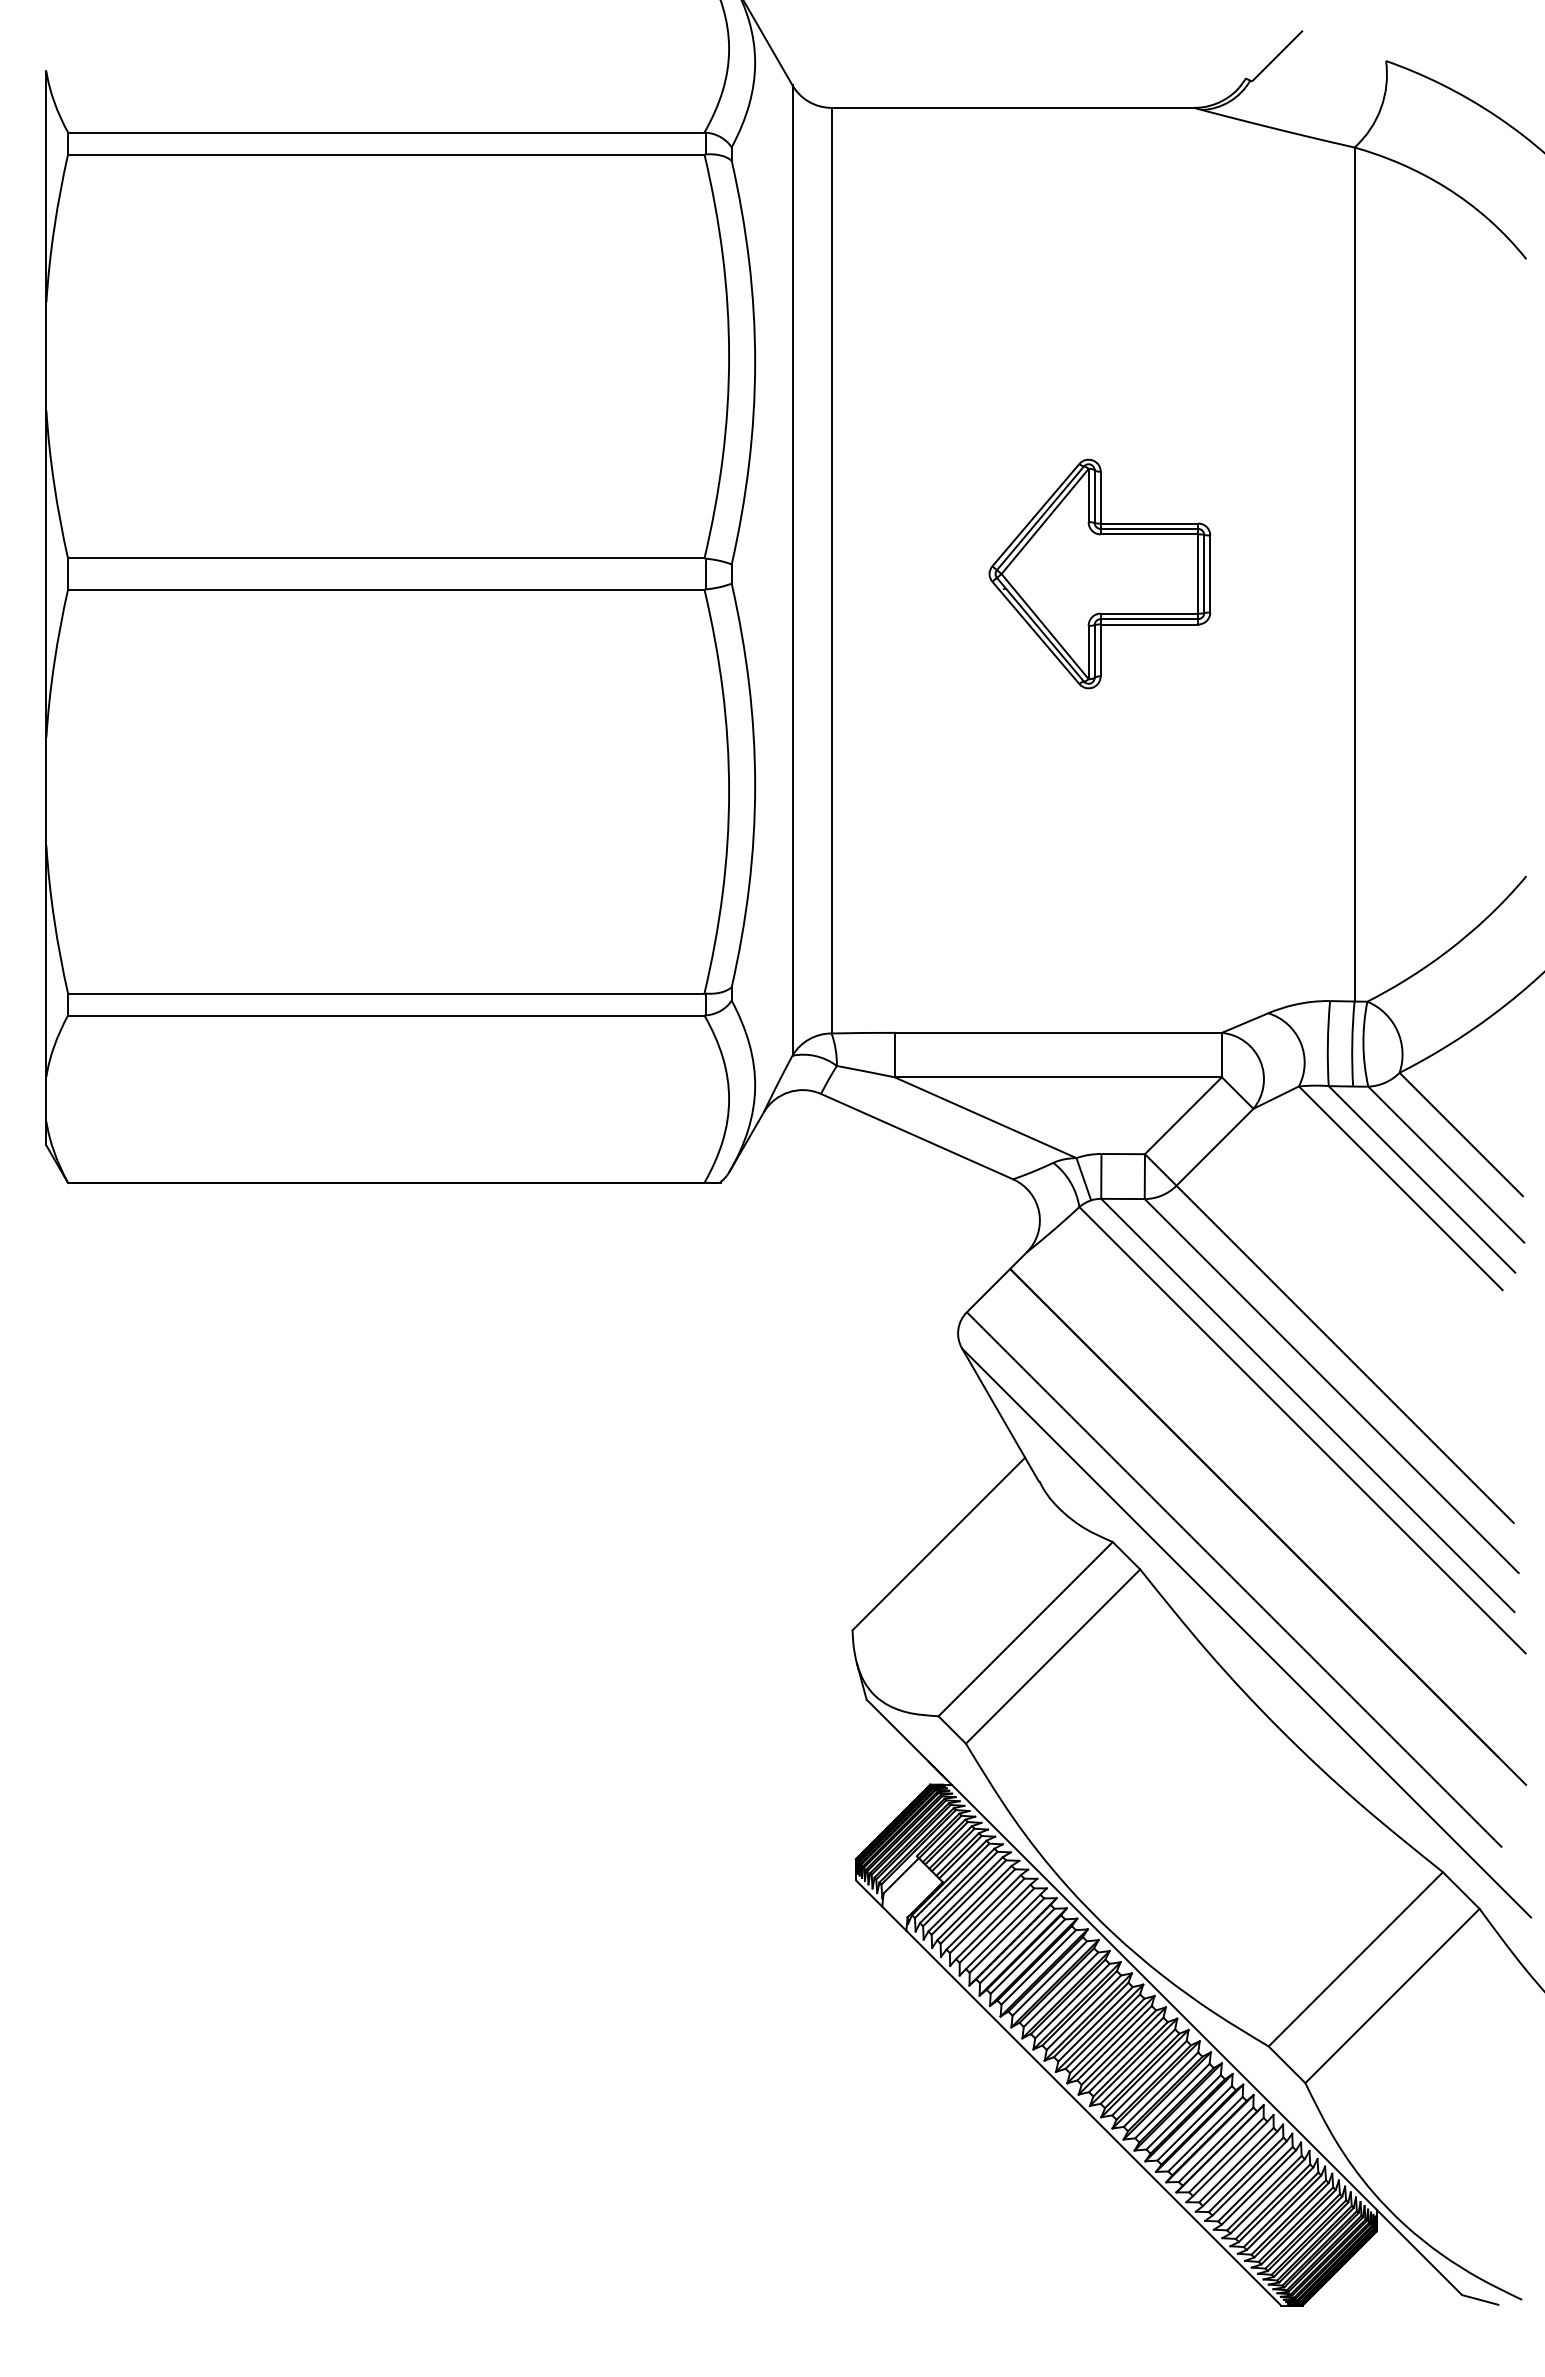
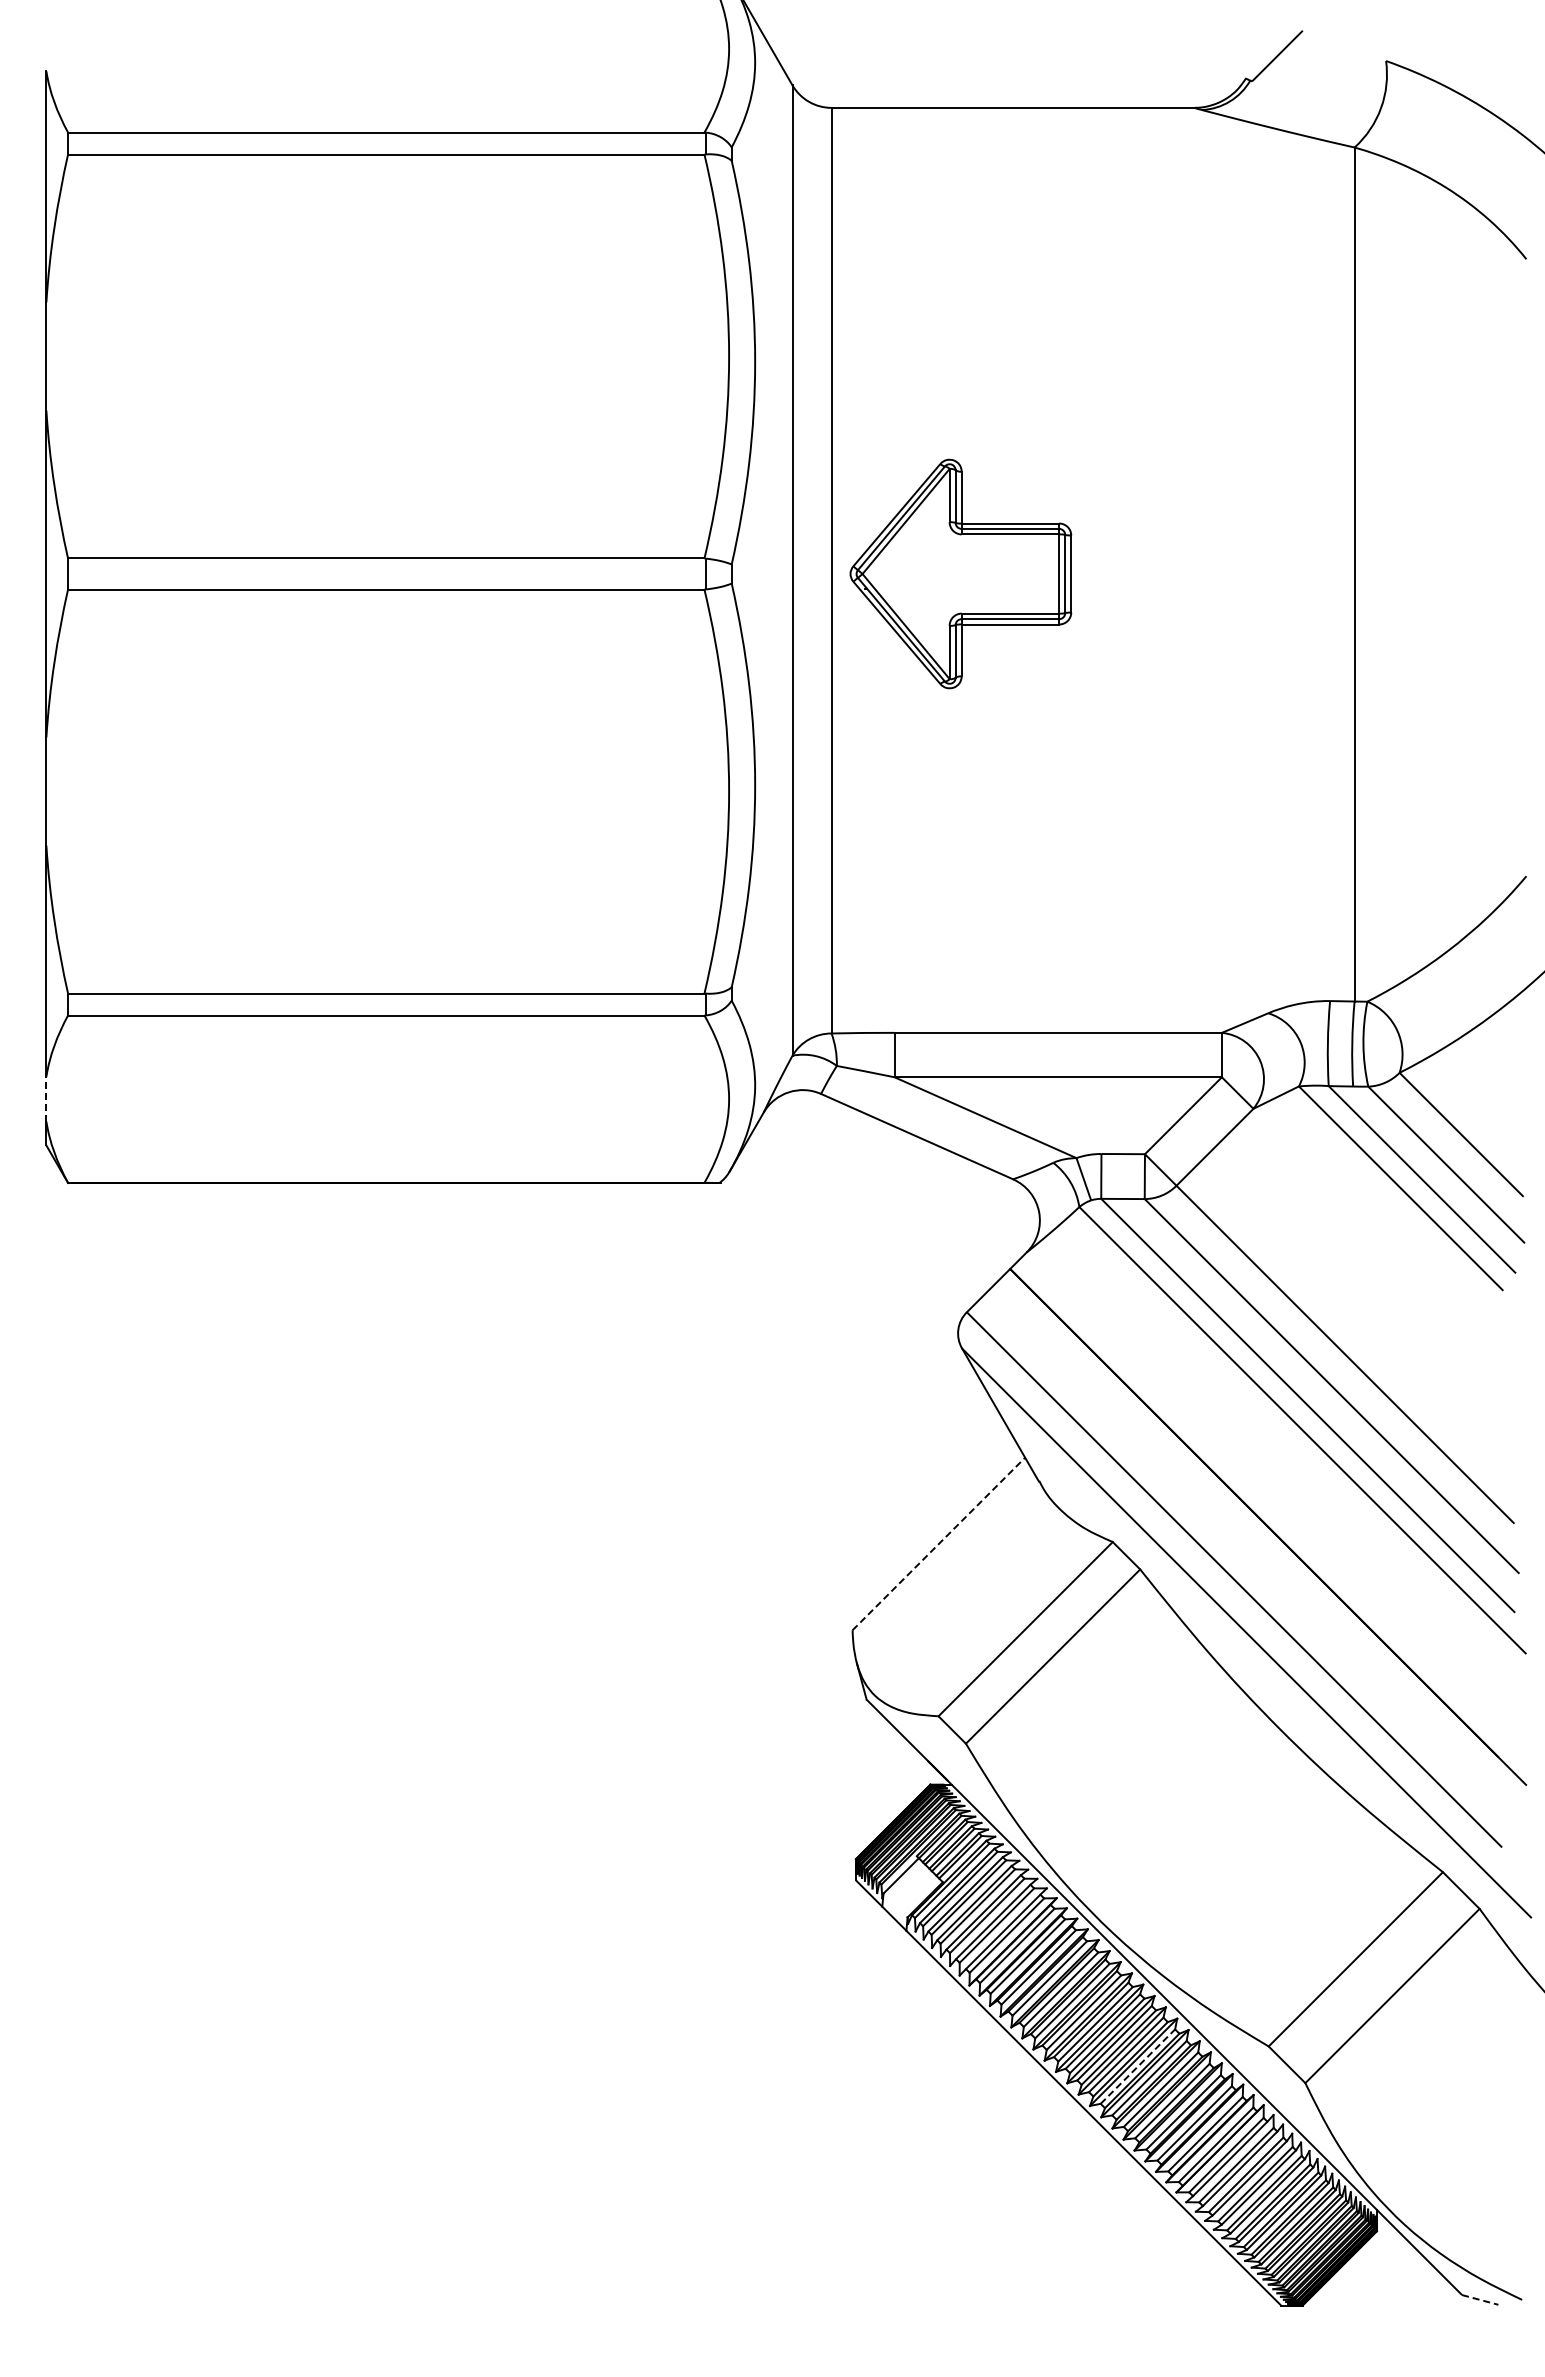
part position: (1099, 573) -> (960, 573) (960, 573)
line: solid -> dashed (46, 1098)
line: solid -> dashed (939, 1543)
line: solid -> dashed (1137, 2066)
line: solid -> dashed (1480, 2299)
